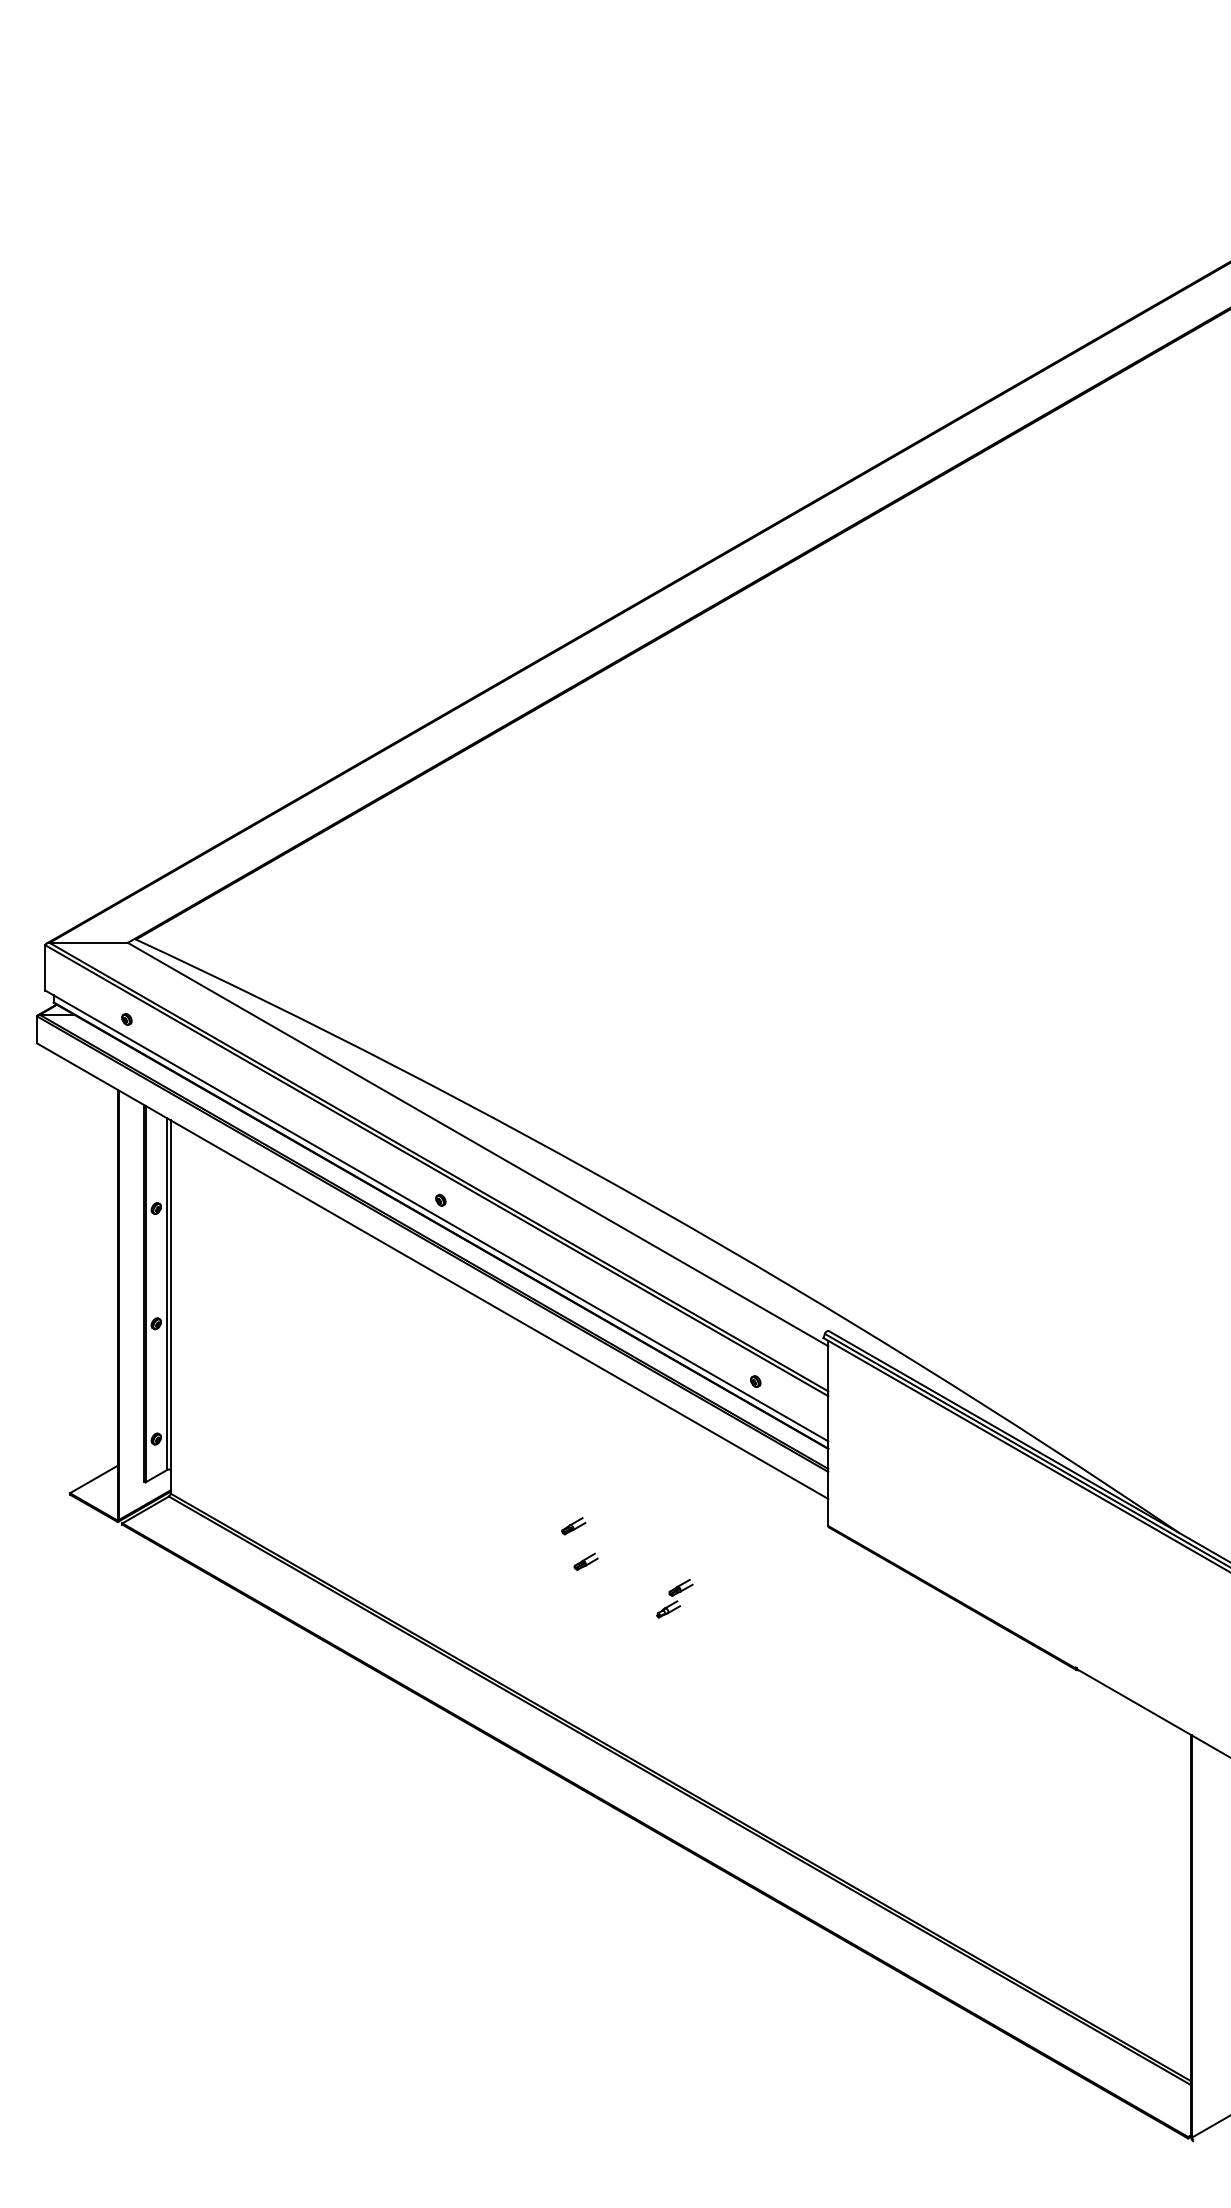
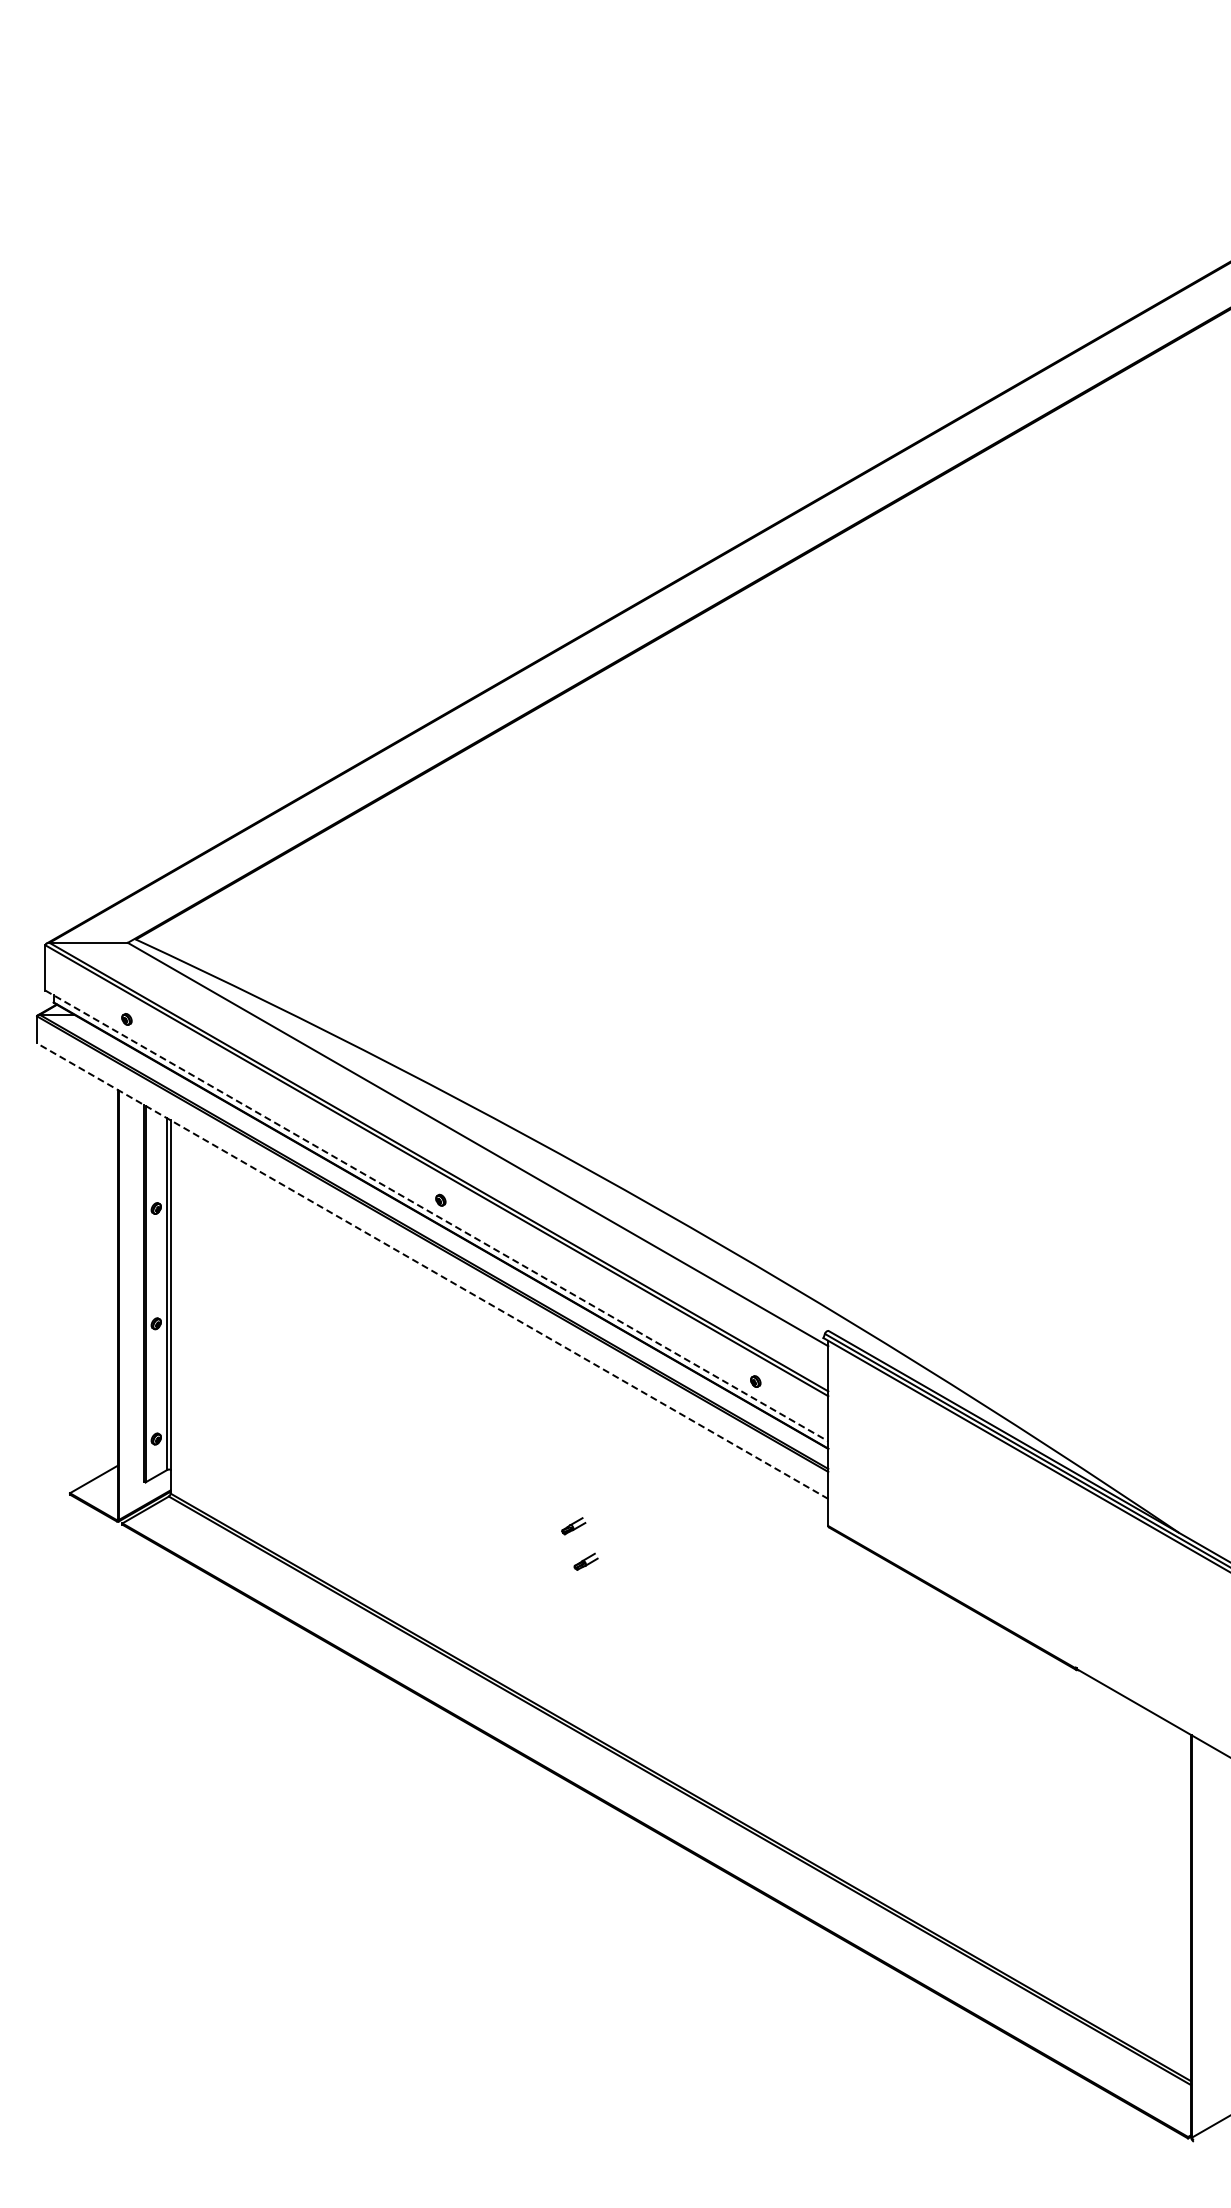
line: solid -> dashed (436, 1215)
line: solid -> dashed (432, 1271)
part: present -> none (674, 1598)
